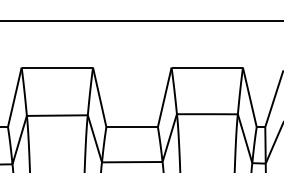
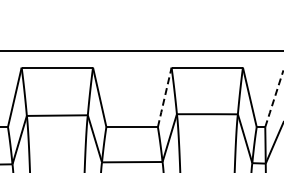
line position: (141, 21) -> (141, 51) (141, 51)
line: solid -> dashed (164, 97)
line: solid -> dashed (274, 98)
